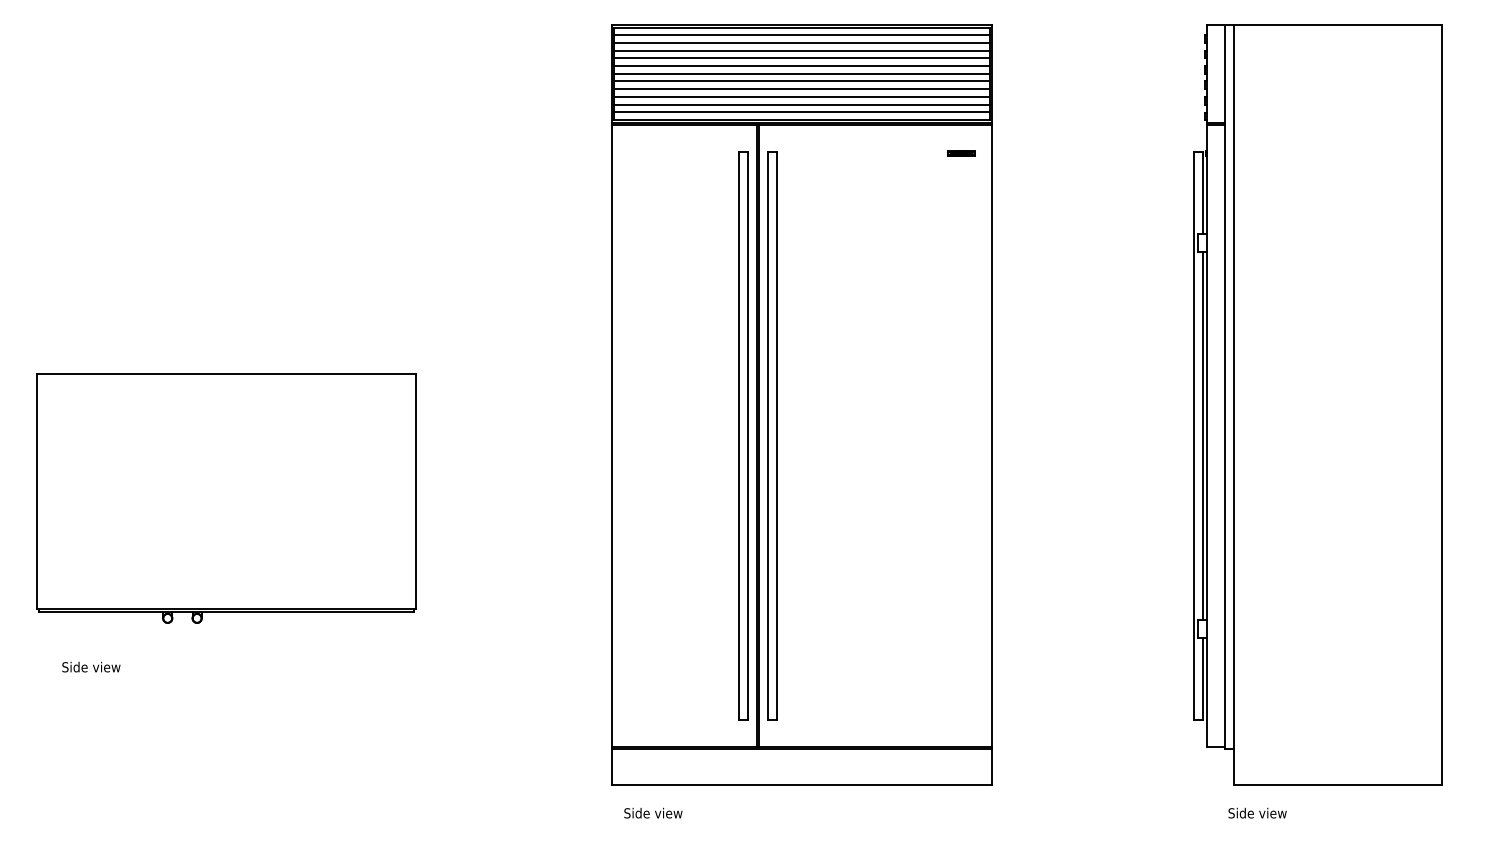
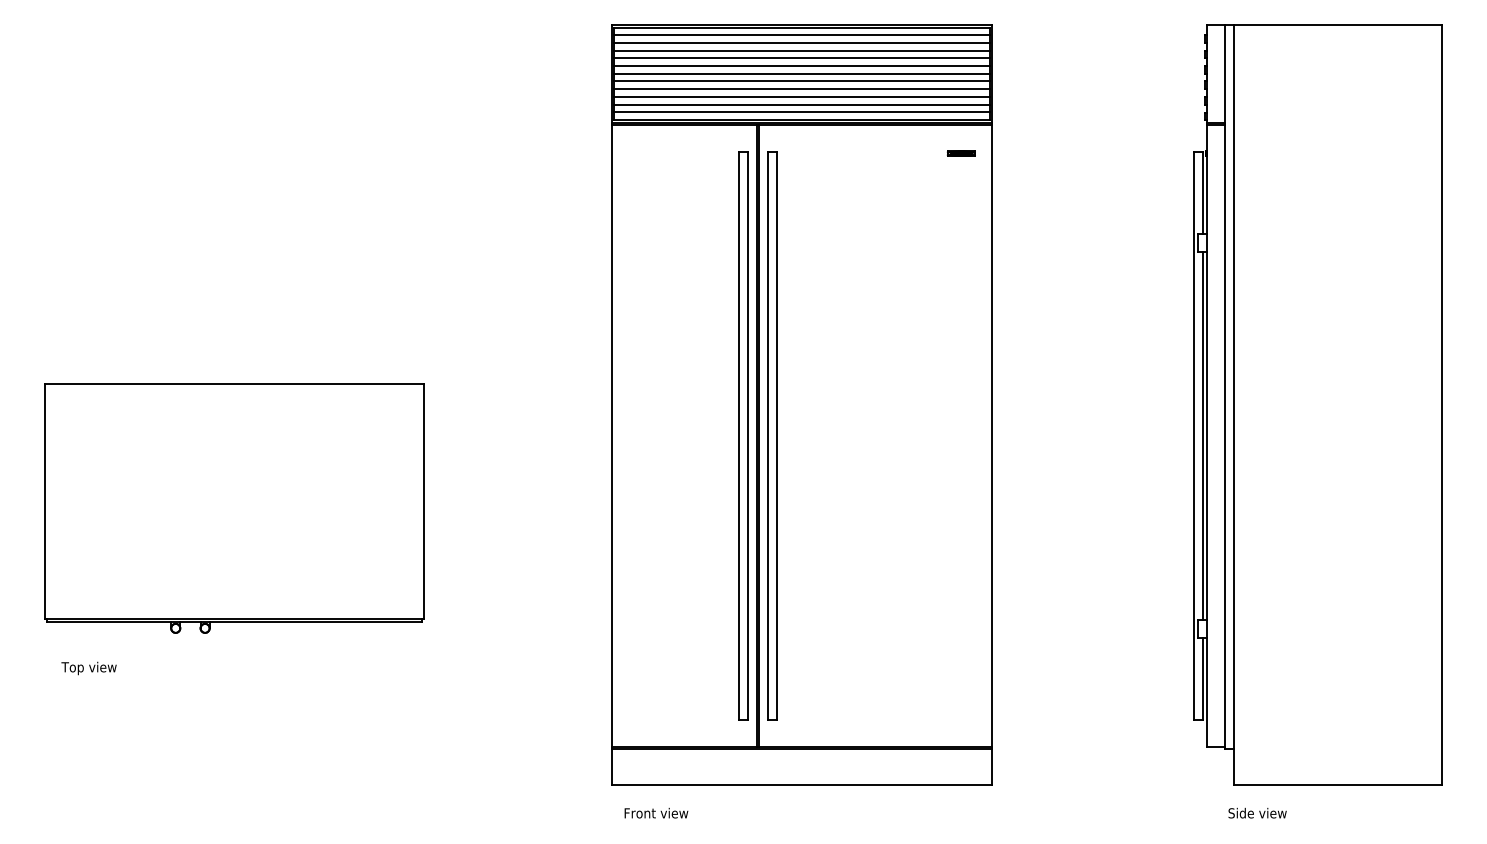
part position: (226, 498) -> (234, 508) (234, 508)
text: Side view -> Top view (90, 668)
text: Side view -> Front view (656, 812)
